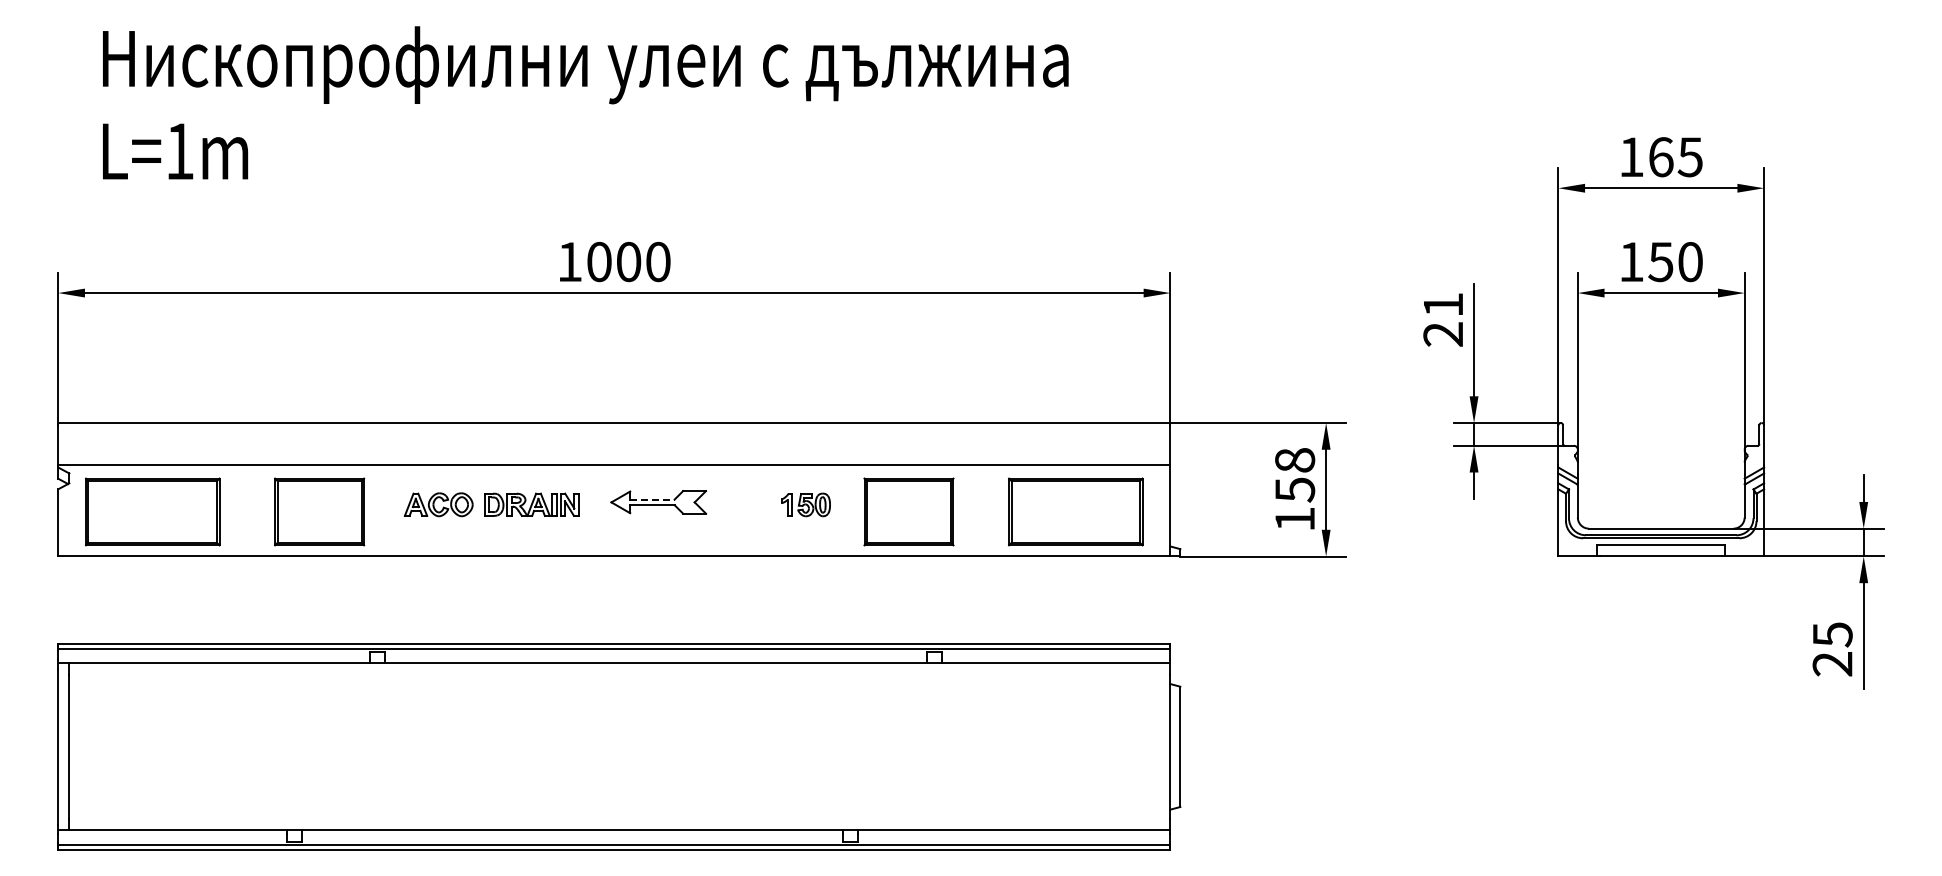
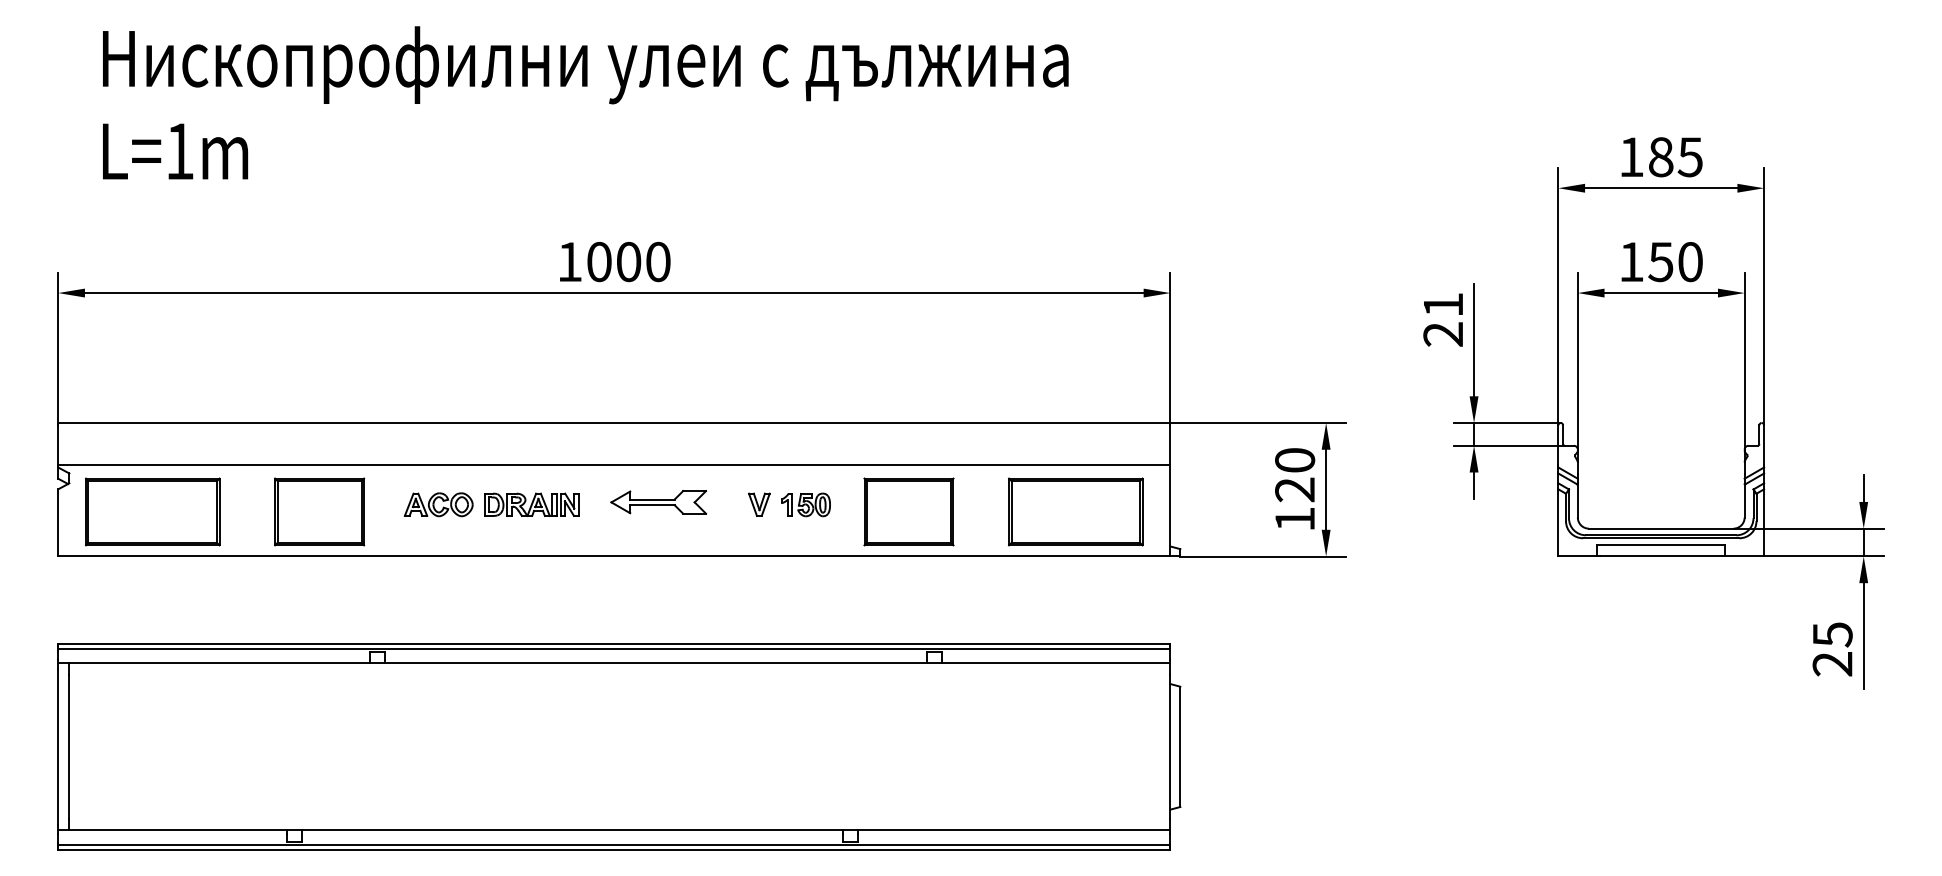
text: 165 -> 185 (1661, 157)
text: 158 -> 120 (1295, 475)
line: dashed -> solid (652, 499)
part: none -> present (759, 504)
